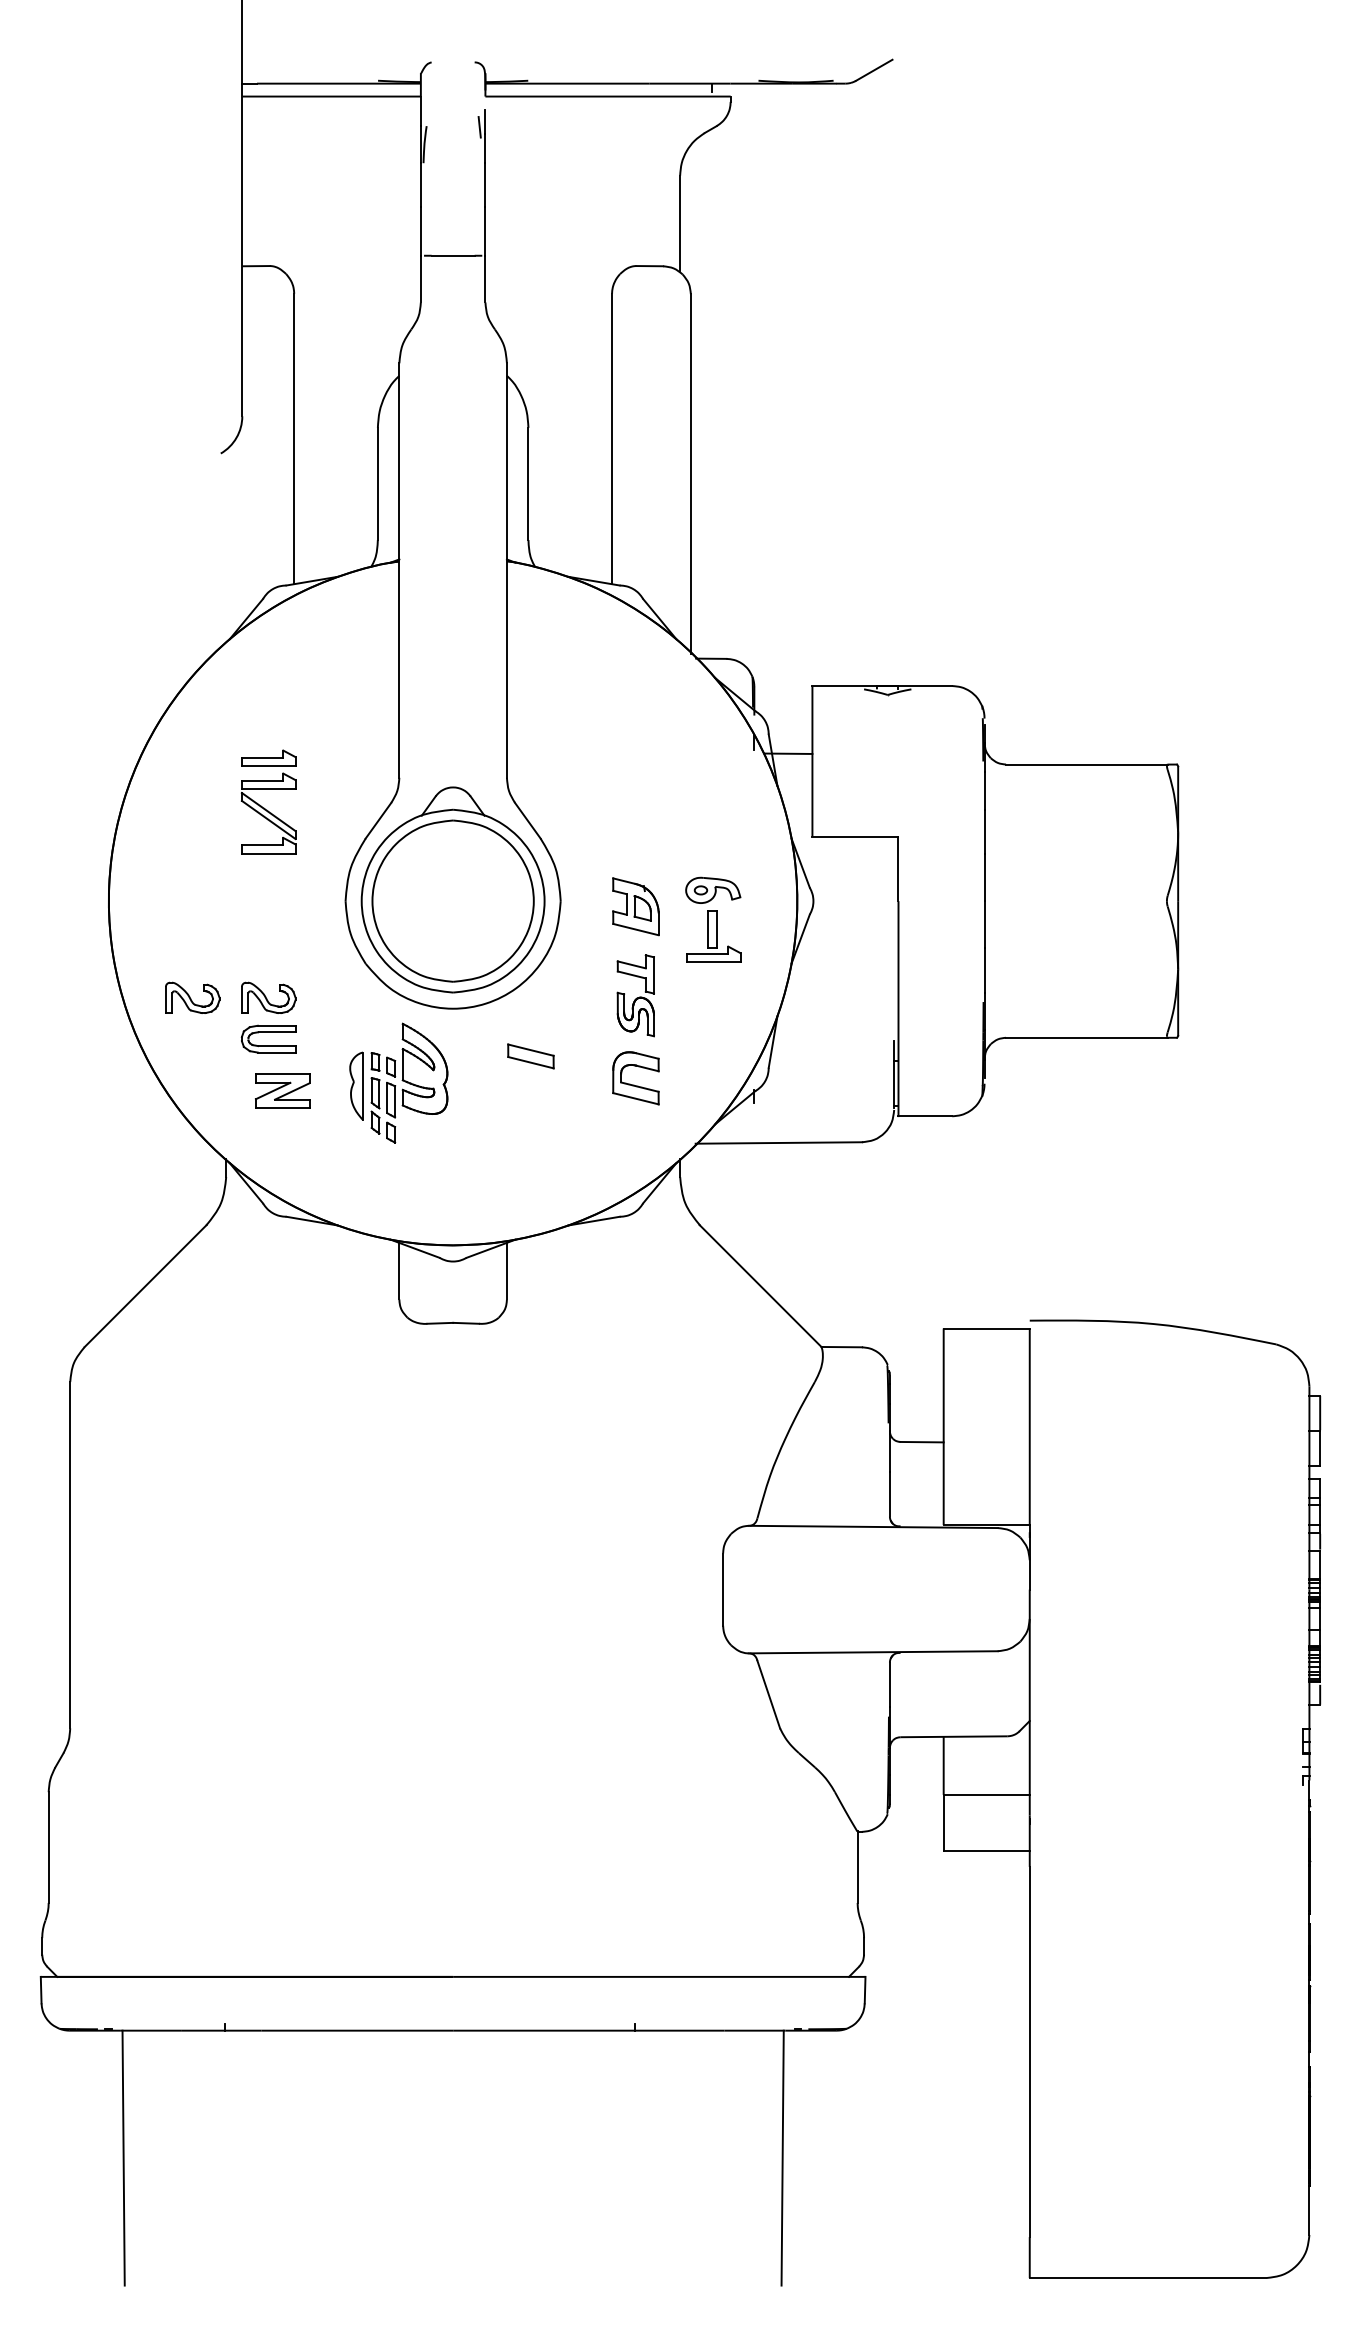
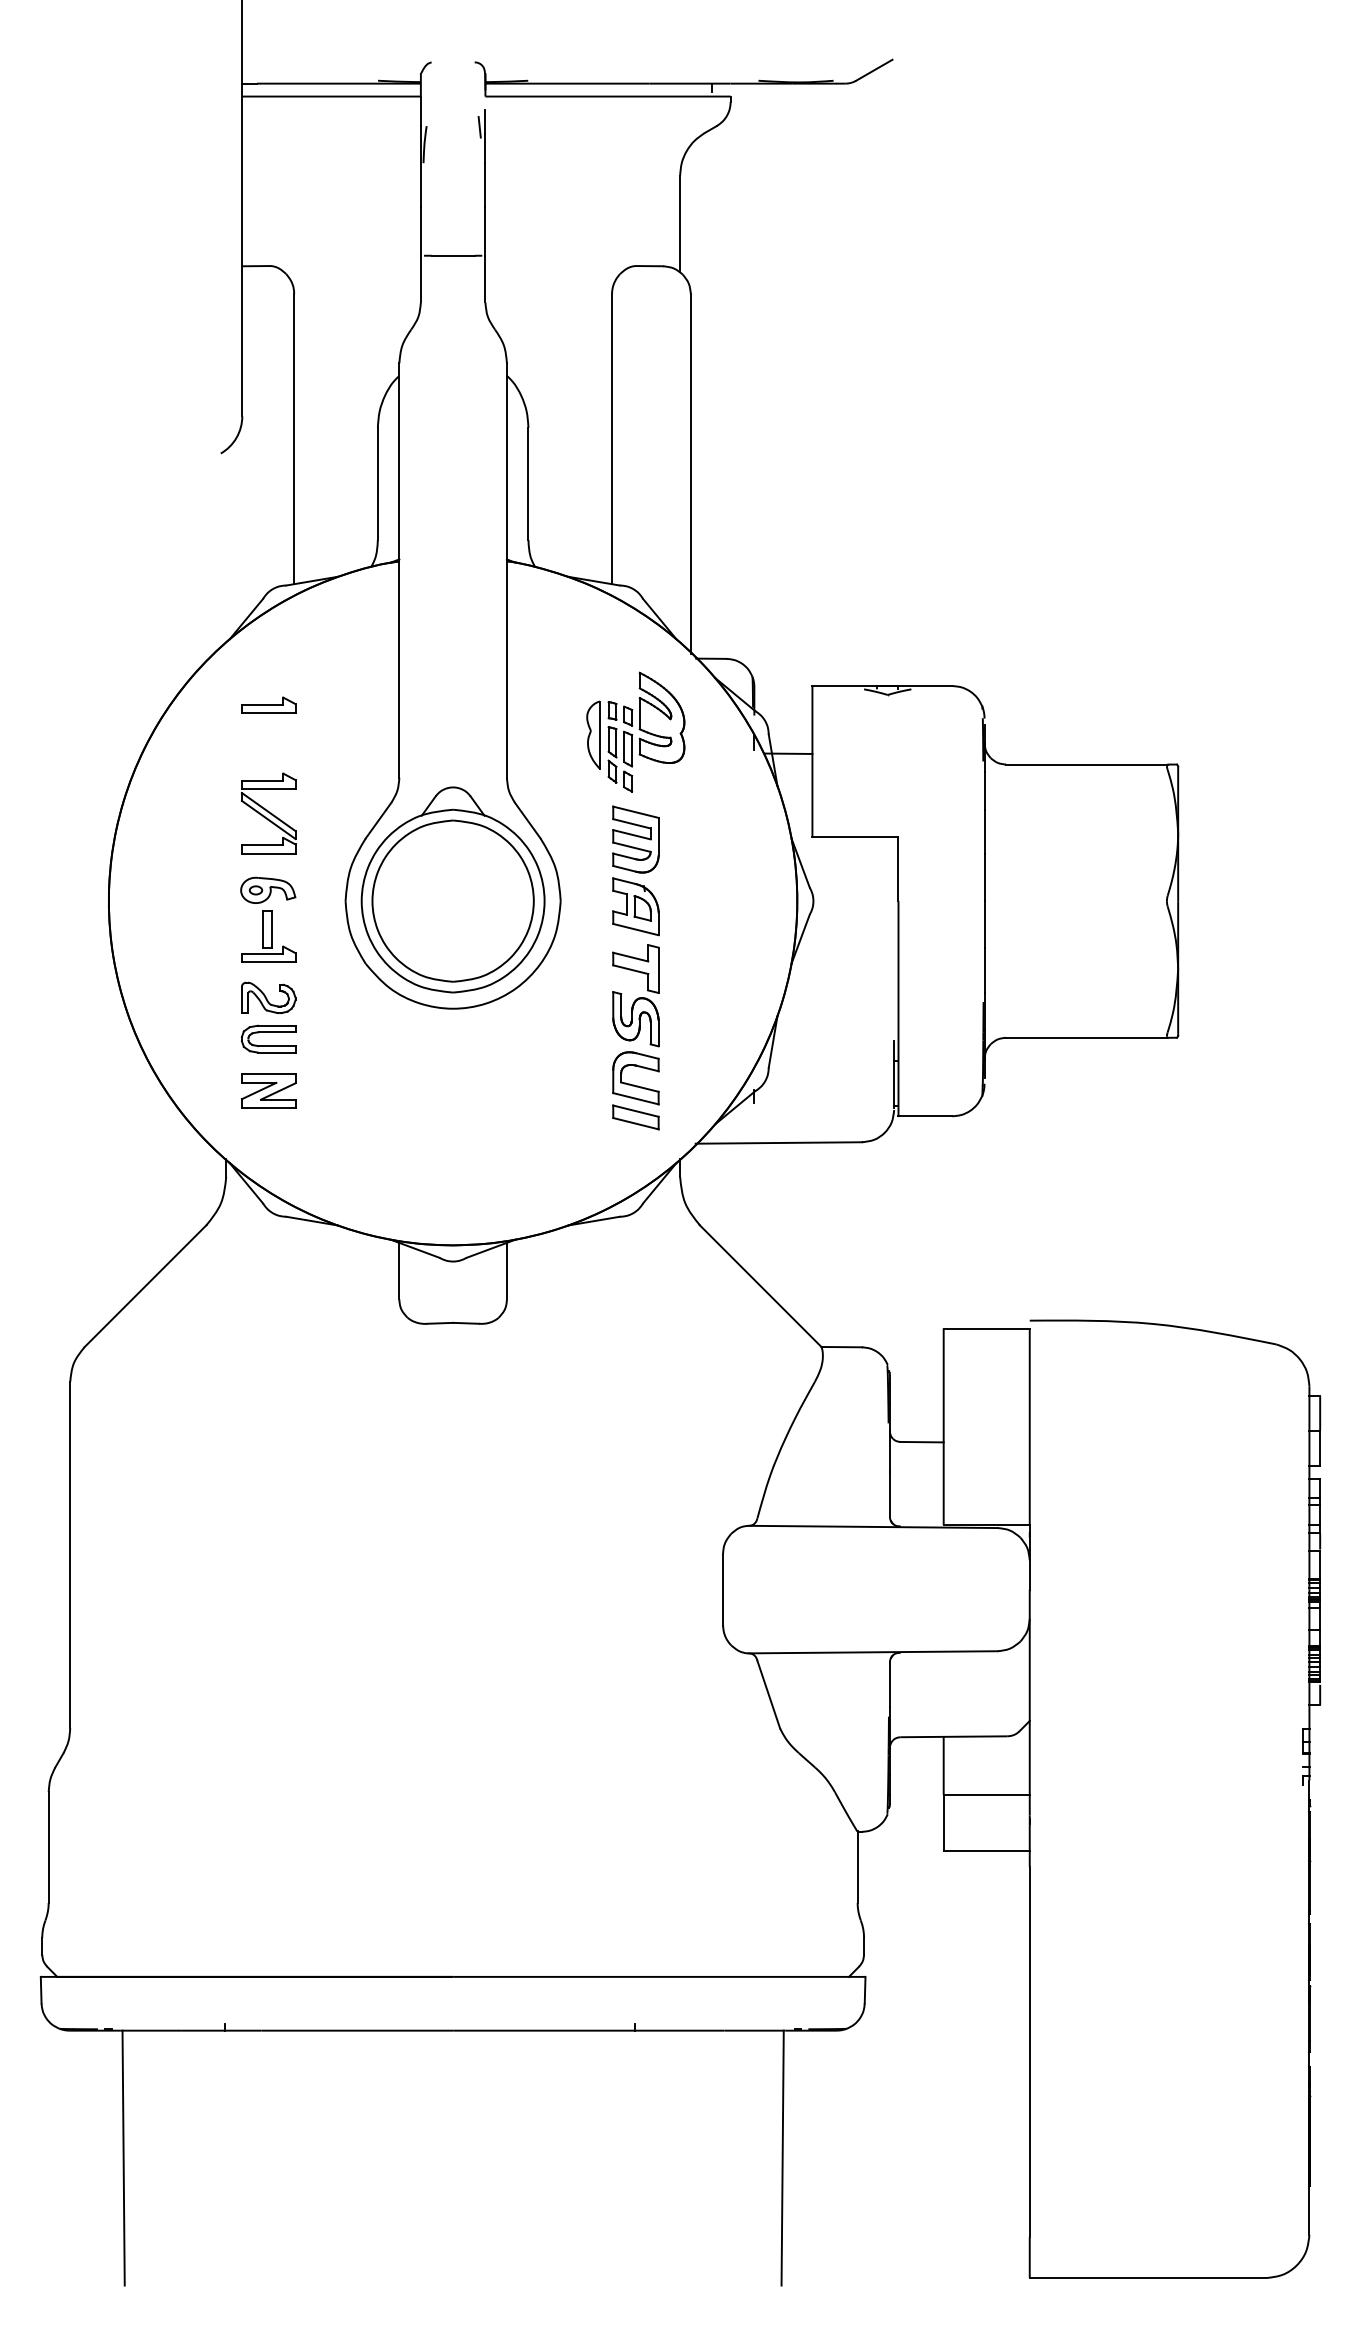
part position: (268, 757) -> (268, 704) (268, 704)
part: none -> present (635, 839)
part position: (713, 919) -> (268, 919) (268, 919)
part size: 39x84 px -> 48x104 px (635, 995)
part: present -> none (192, 997)
part position: (530, 1056) -> (635, 1117) (635, 1117)
part position: (398, 1082) -> (635, 731) (635, 731)
part position: (282, 1090) -> (268, 1090) (268, 1090)
